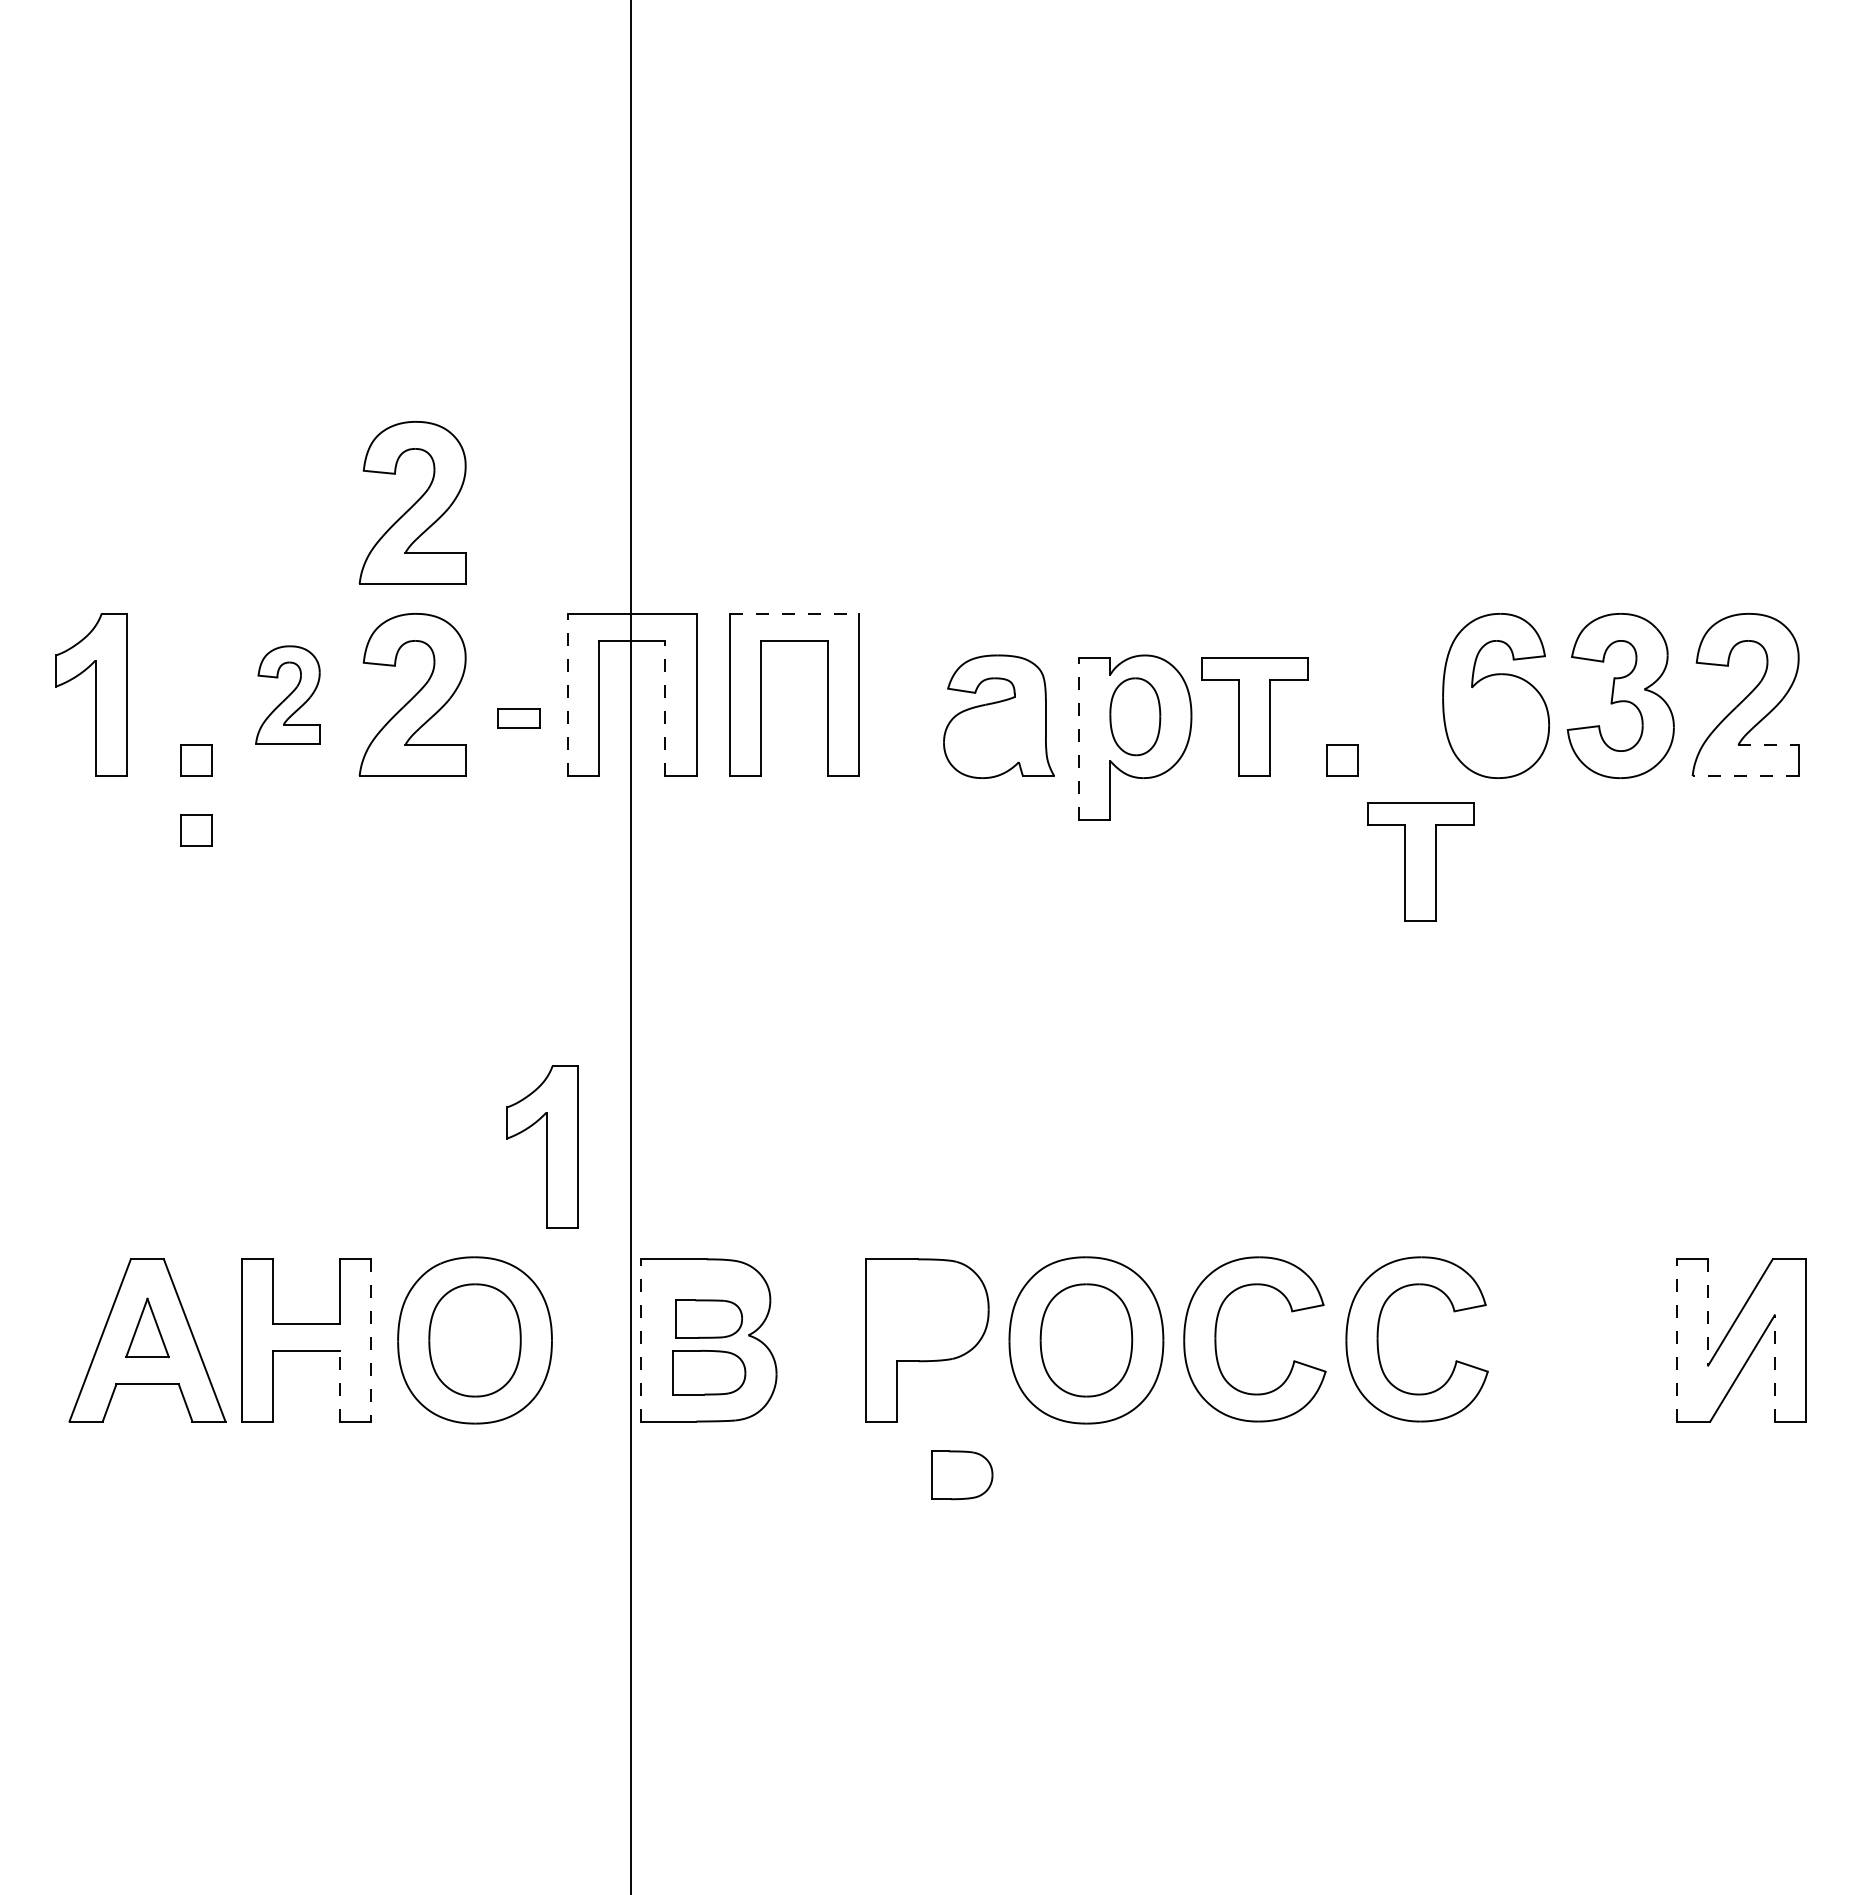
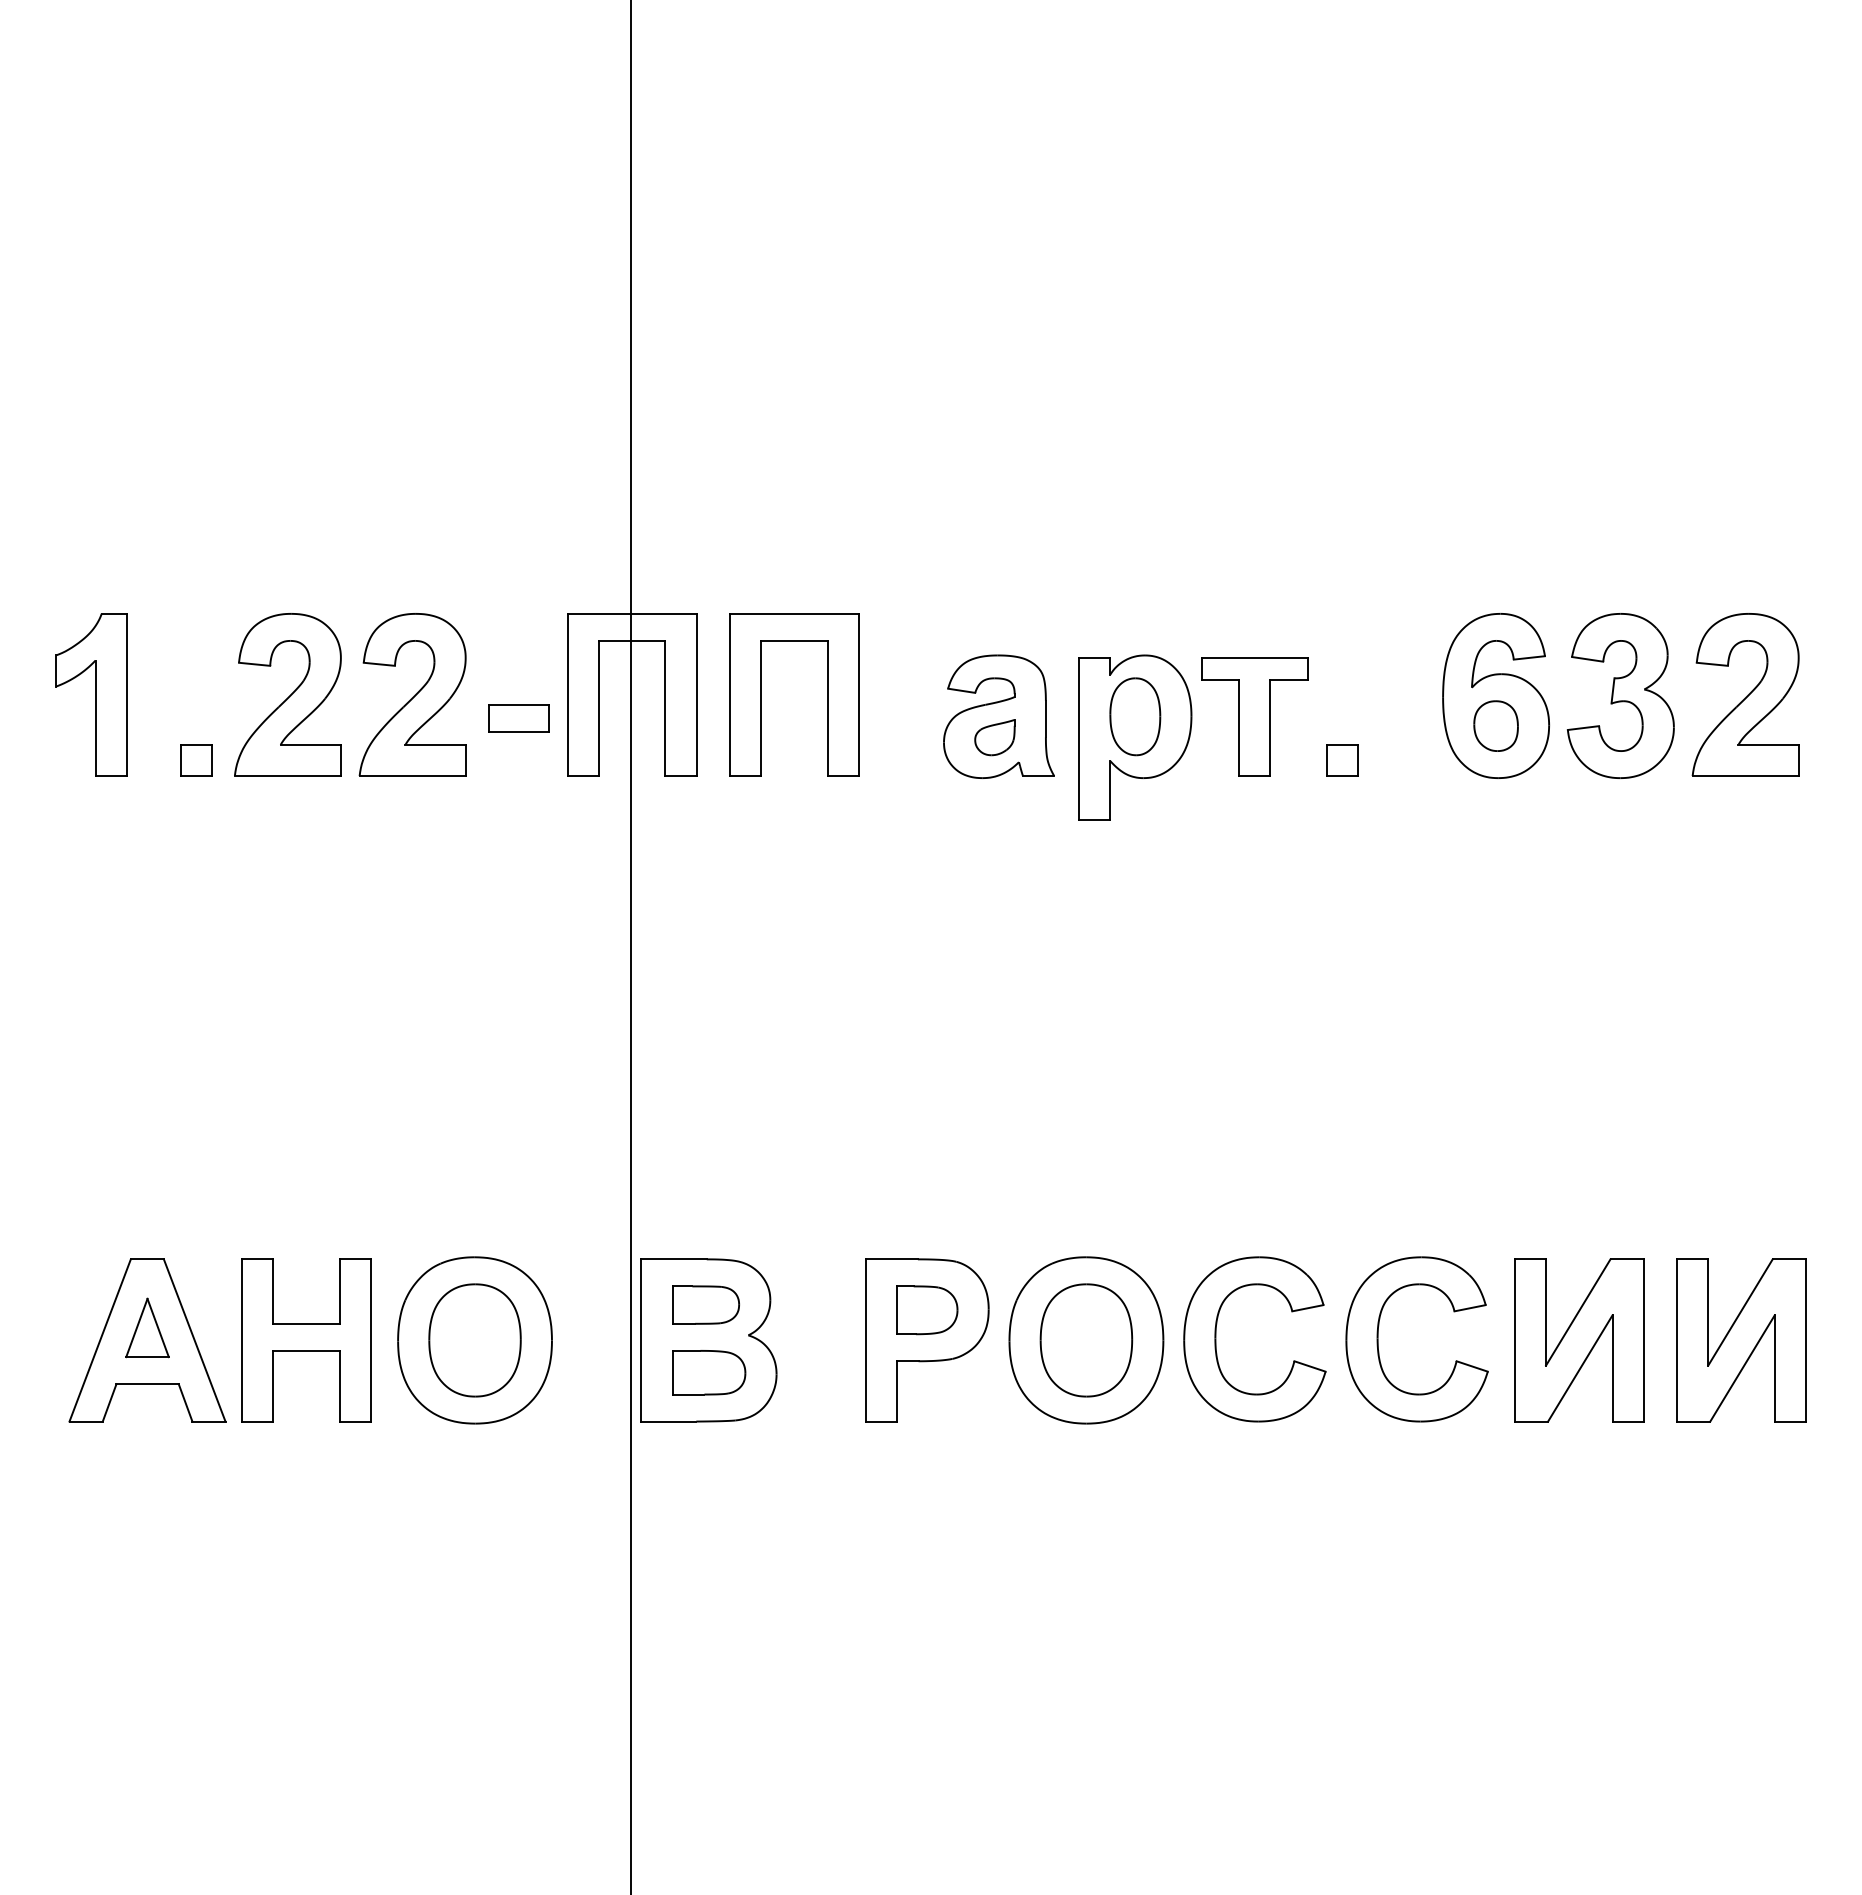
part: present -> none (412, 502)
line: dashed -> solid (794, 613)
part size: 66x100 px -> 108x164 px (287, 694)
line: dashed -> solid (567, 694)
line: dashed -> solid (665, 708)
part size: 44x21 px -> 62x29 px (518, 718)
part: none -> present (1495, 725)
part: none -> present (994, 737)
line: dashed -> solid (1079, 738)
line: dashed -> solid (1769, 744)
line: dashed -> solid (1745, 776)
part: present -> none (196, 830)
part: present -> none (1420, 861)
part: present -> none (542, 1146)
line: dashed -> solid (1708, 1313)
part position: (708, 1318) -> (705, 1304) (705, 1304)
line: dashed -> solid (641, 1339)
line: dashed -> solid (1677, 1339)
line: dashed -> solid (371, 1340)
part: none -> present (1579, 1340)
line: dashed -> solid (1774, 1367)
line: dashed -> solid (339, 1385)
part position: (962, 1475) -> (927, 1310) (927, 1310)
